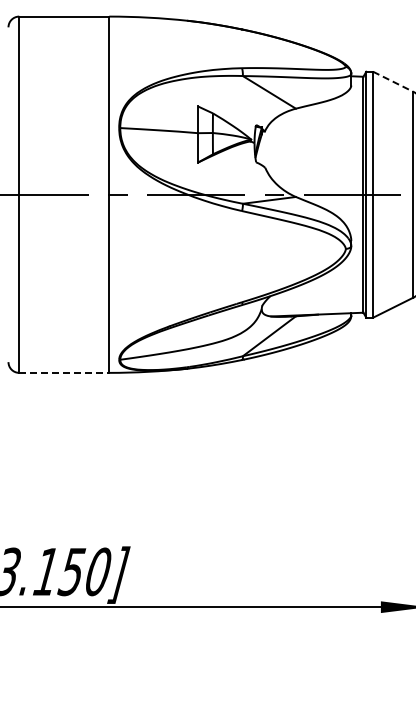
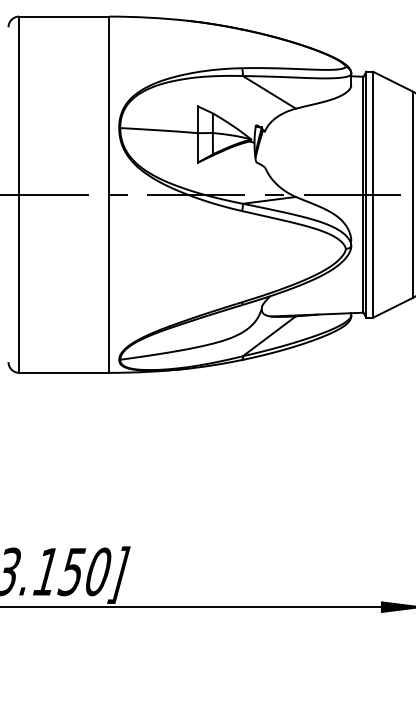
line: dashed -> solid (393, 81)
line: dashed -> solid (64, 372)
